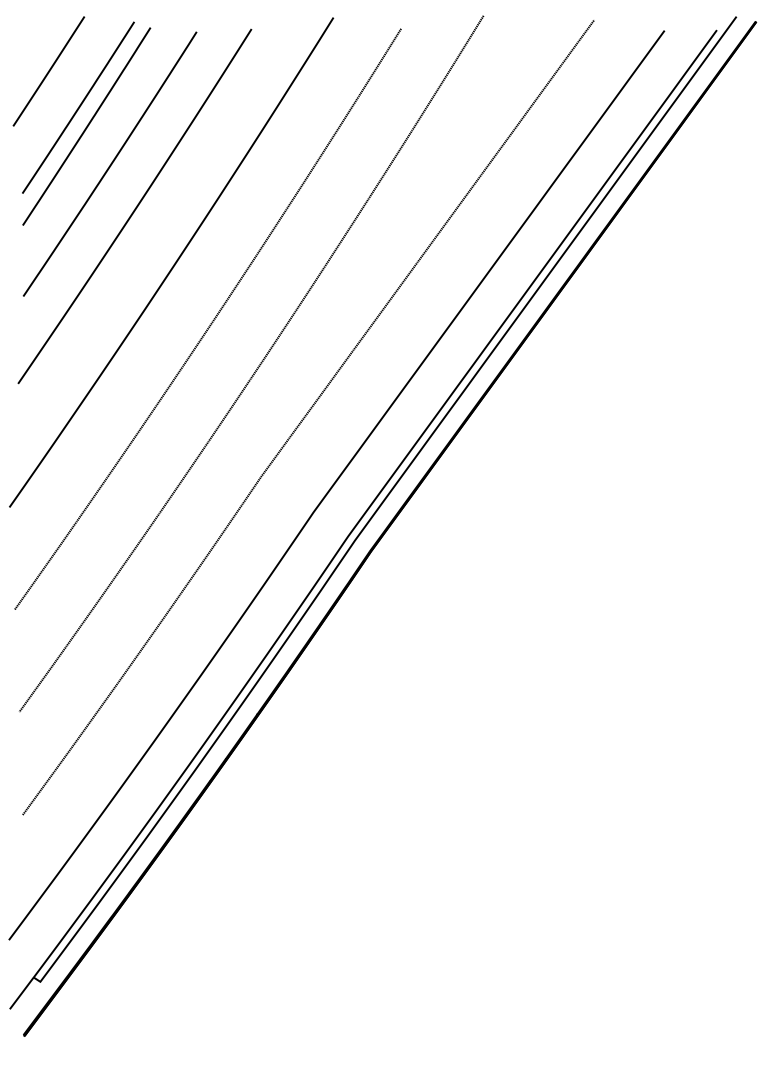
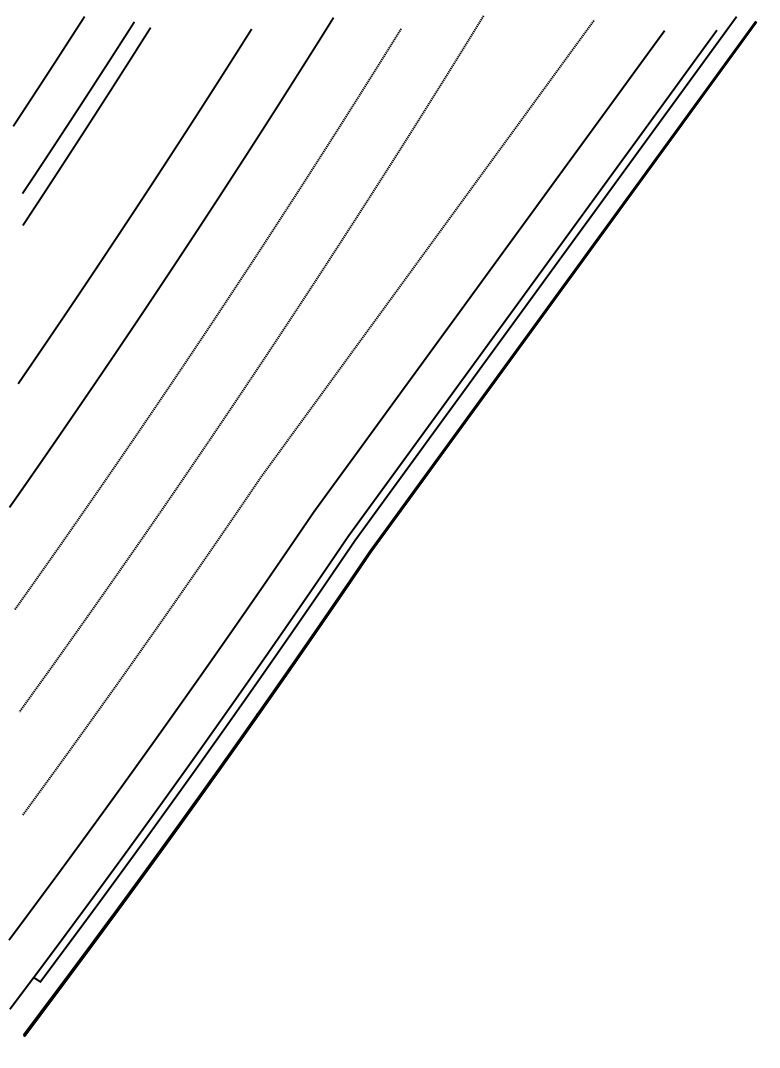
curve: present -> none (110, 163)
